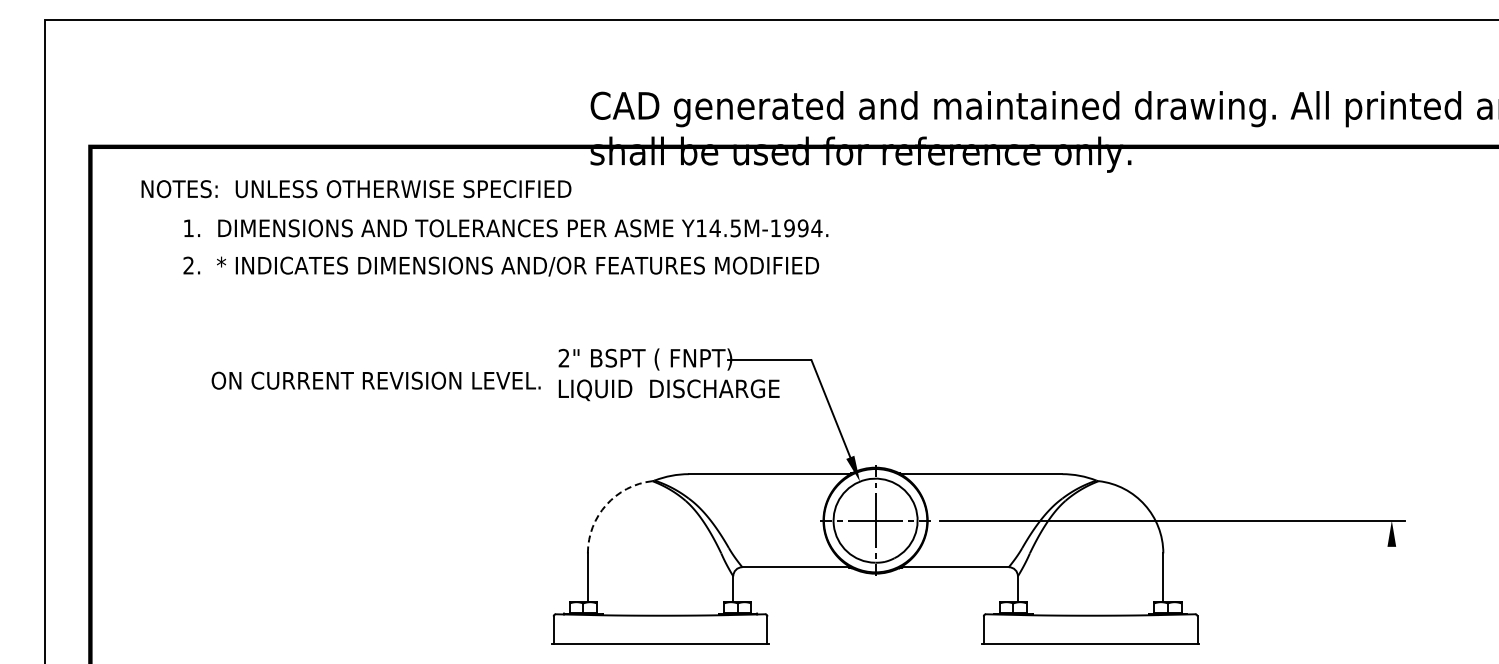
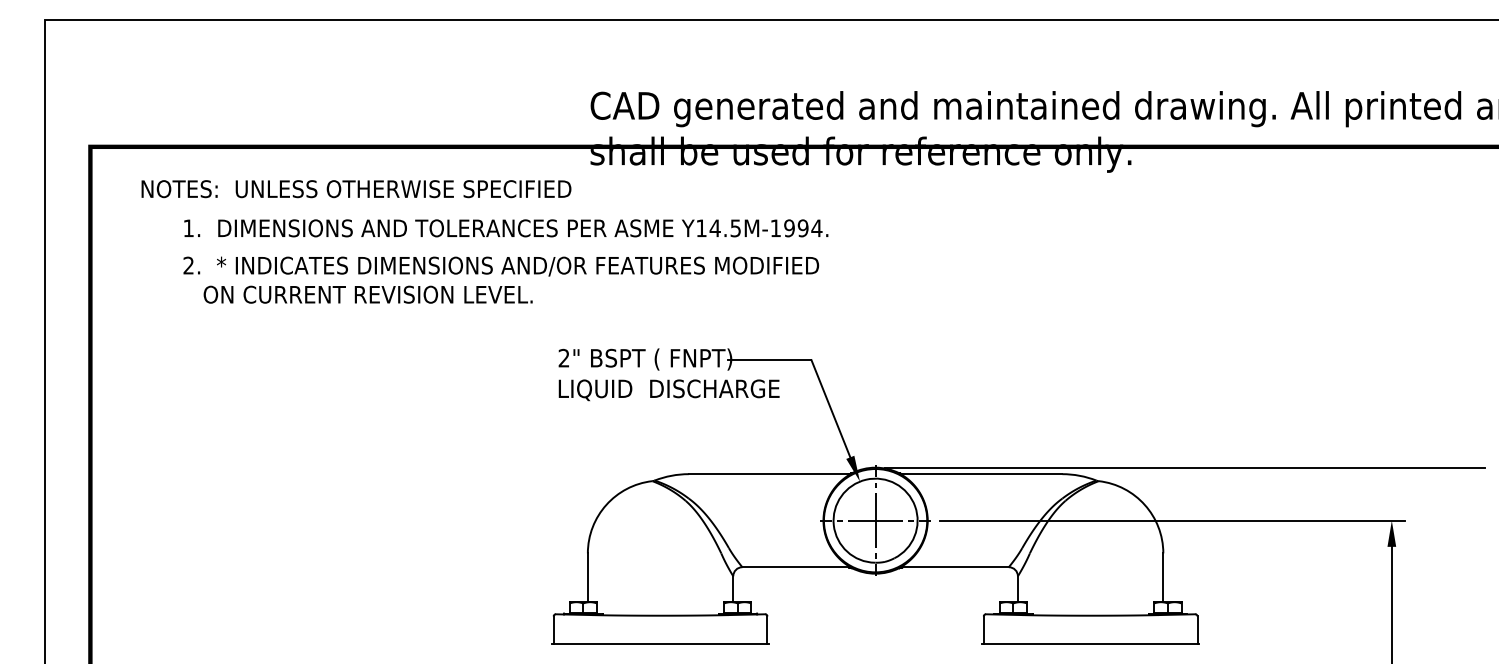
text position: (375, 380) -> (367, 294) (367, 294)
line: none -> present (1184, 467)
arc: dashed -> solid (606, 504)
line: none -> present (1391, 603)
